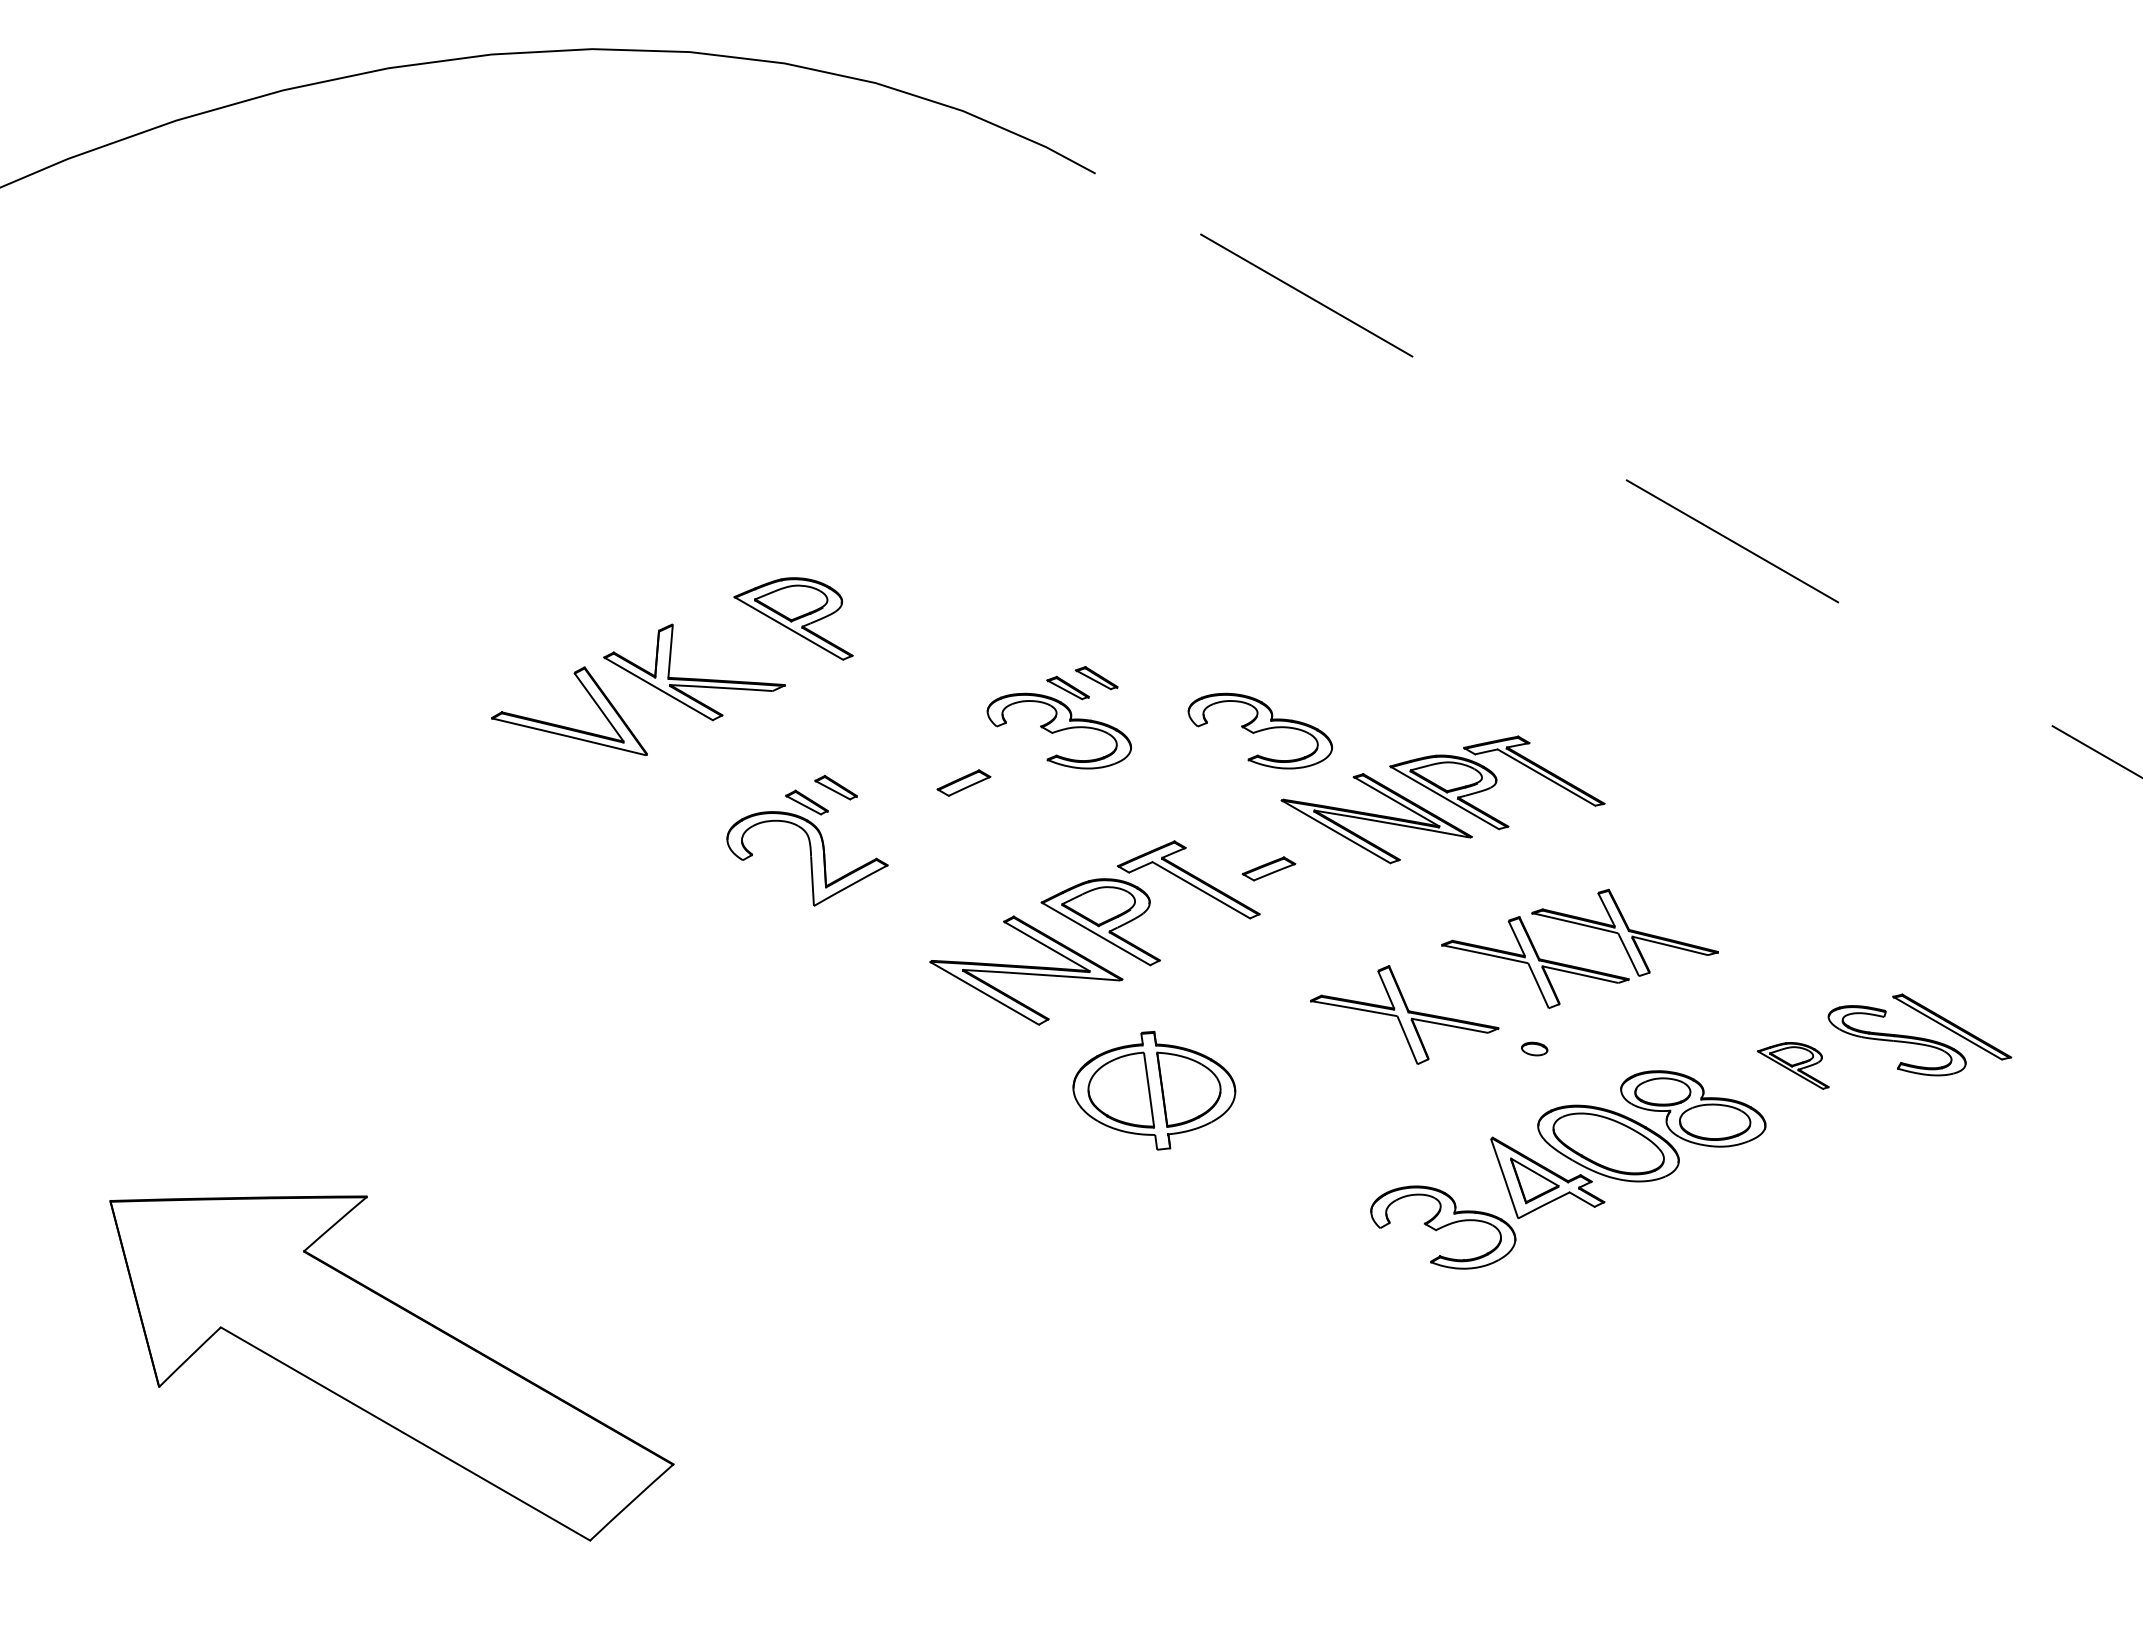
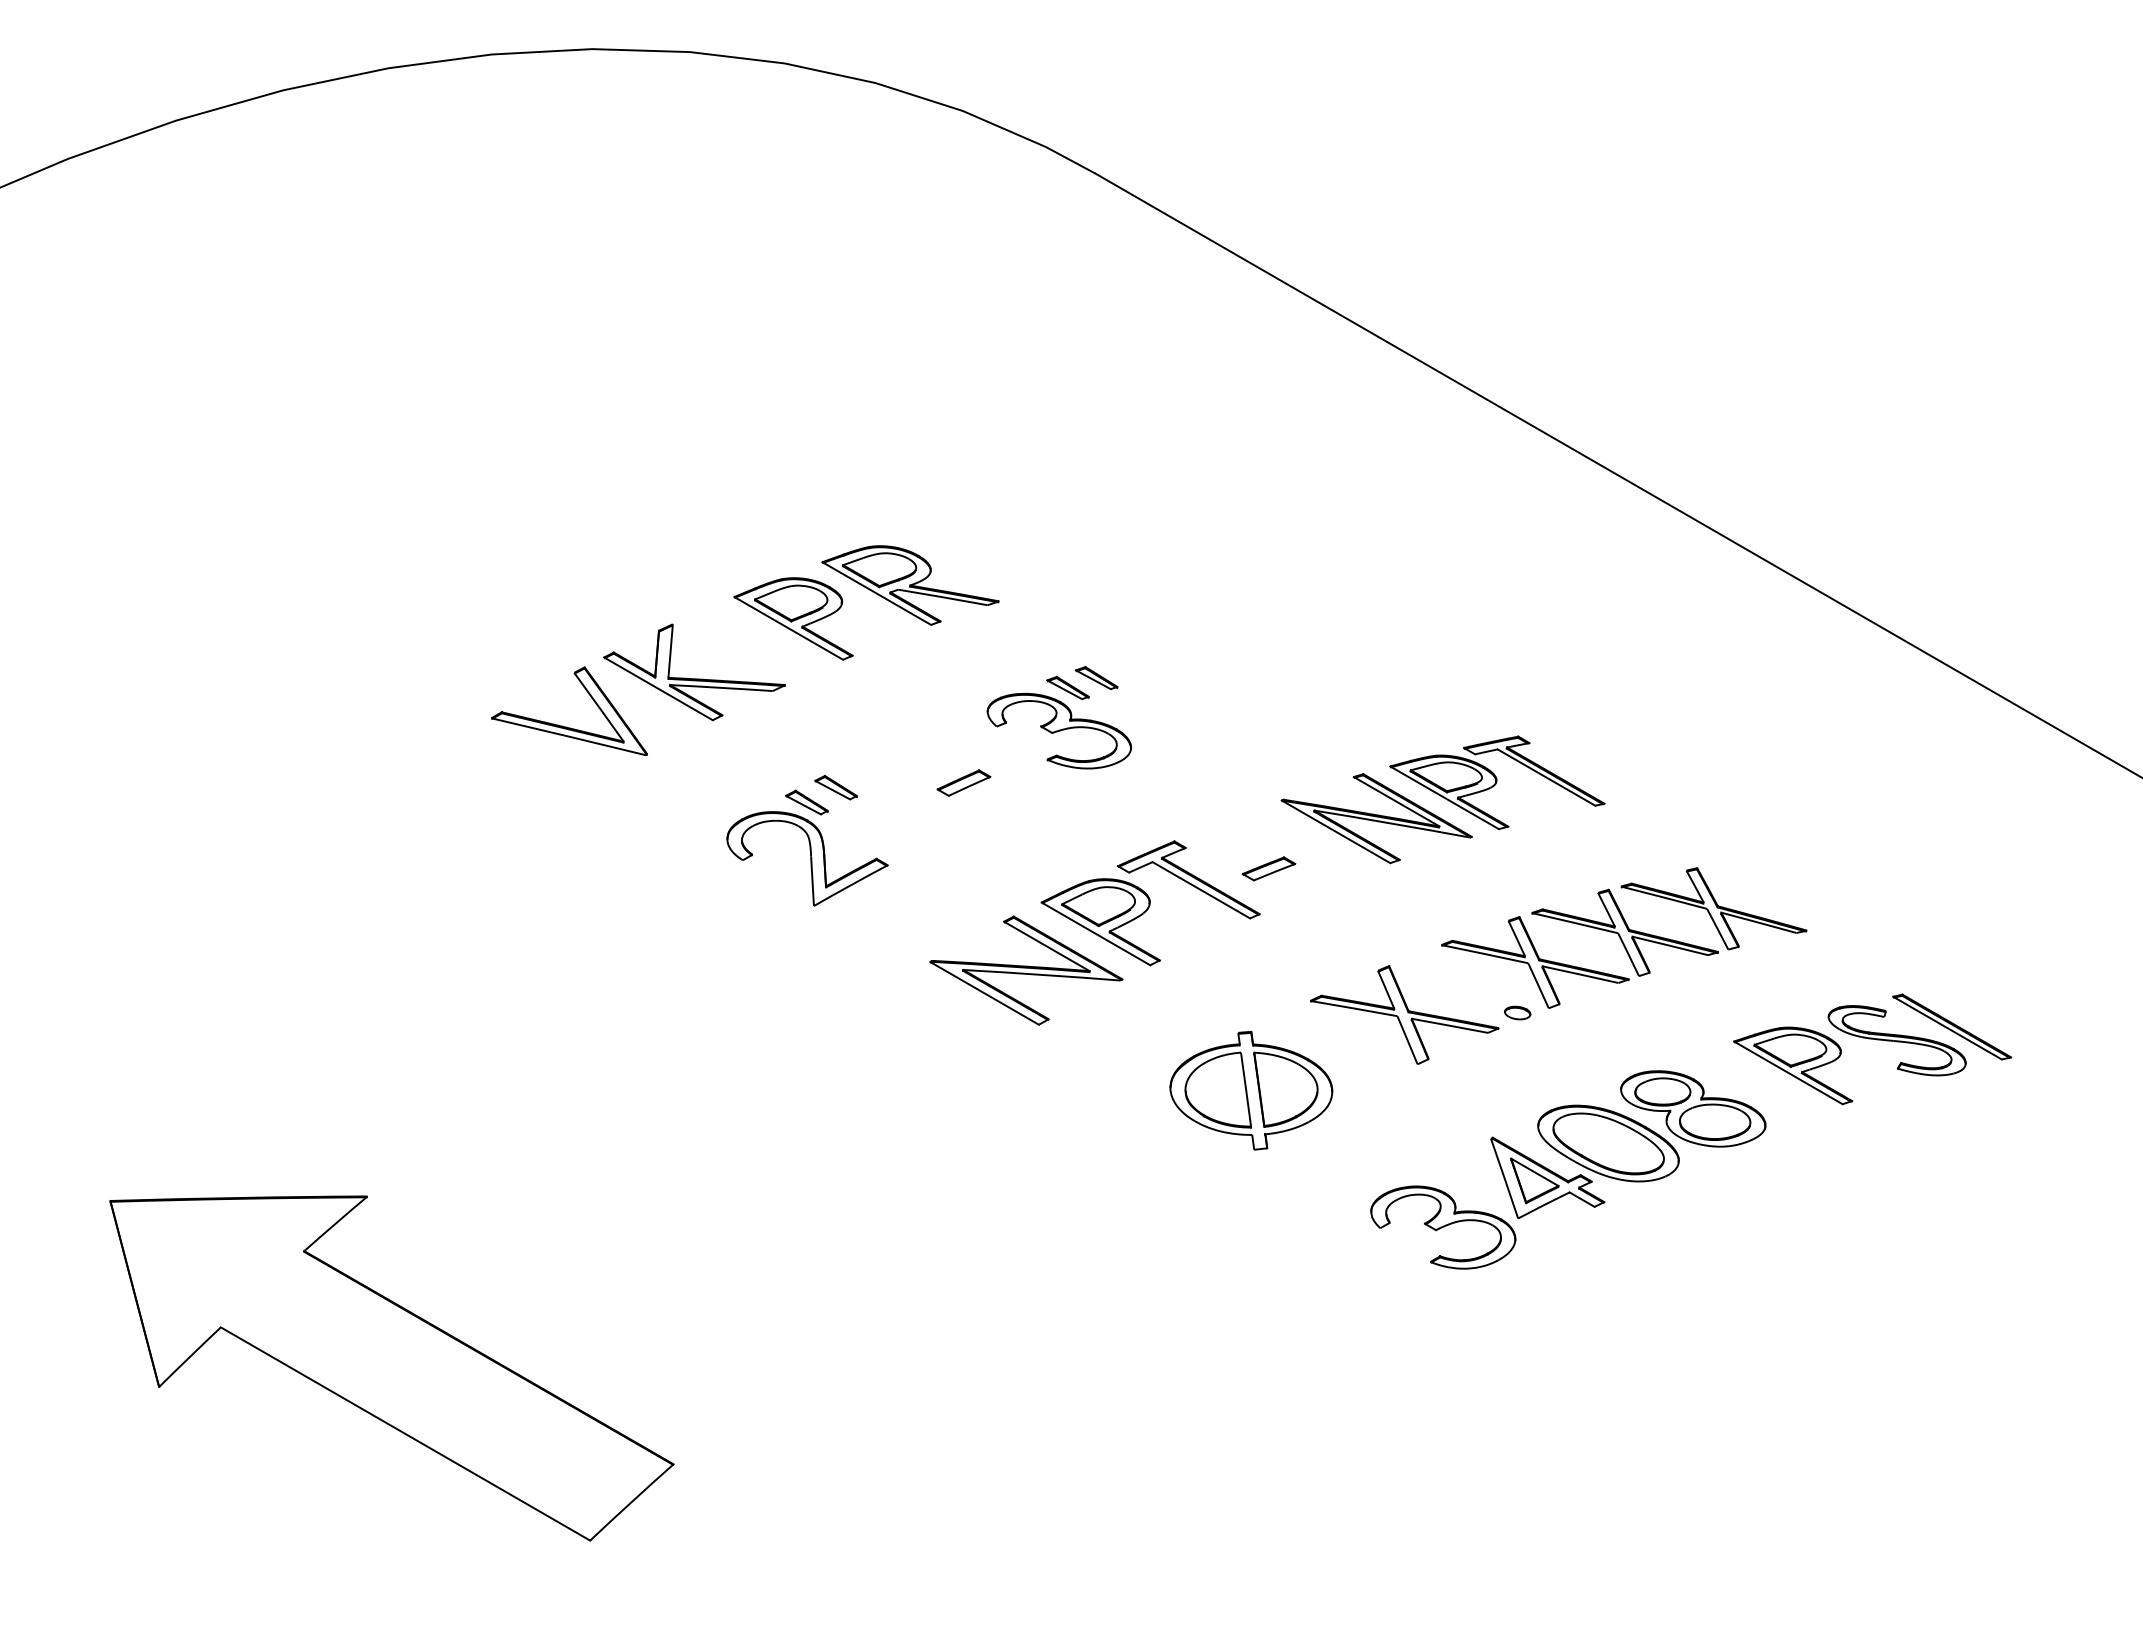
line: dashed -> solid (1618, 475)
part: none -> present (910, 585)
part: present -> none (1260, 730)
part: none -> present (1713, 908)
part position: (1534, 1048) -> (1517, 1012) (1517, 1012)
part size: 74x48 px -> 121x80 px (1793, 1065)
part position: (1154, 1090) -> (1251, 1090) (1251, 1090)
